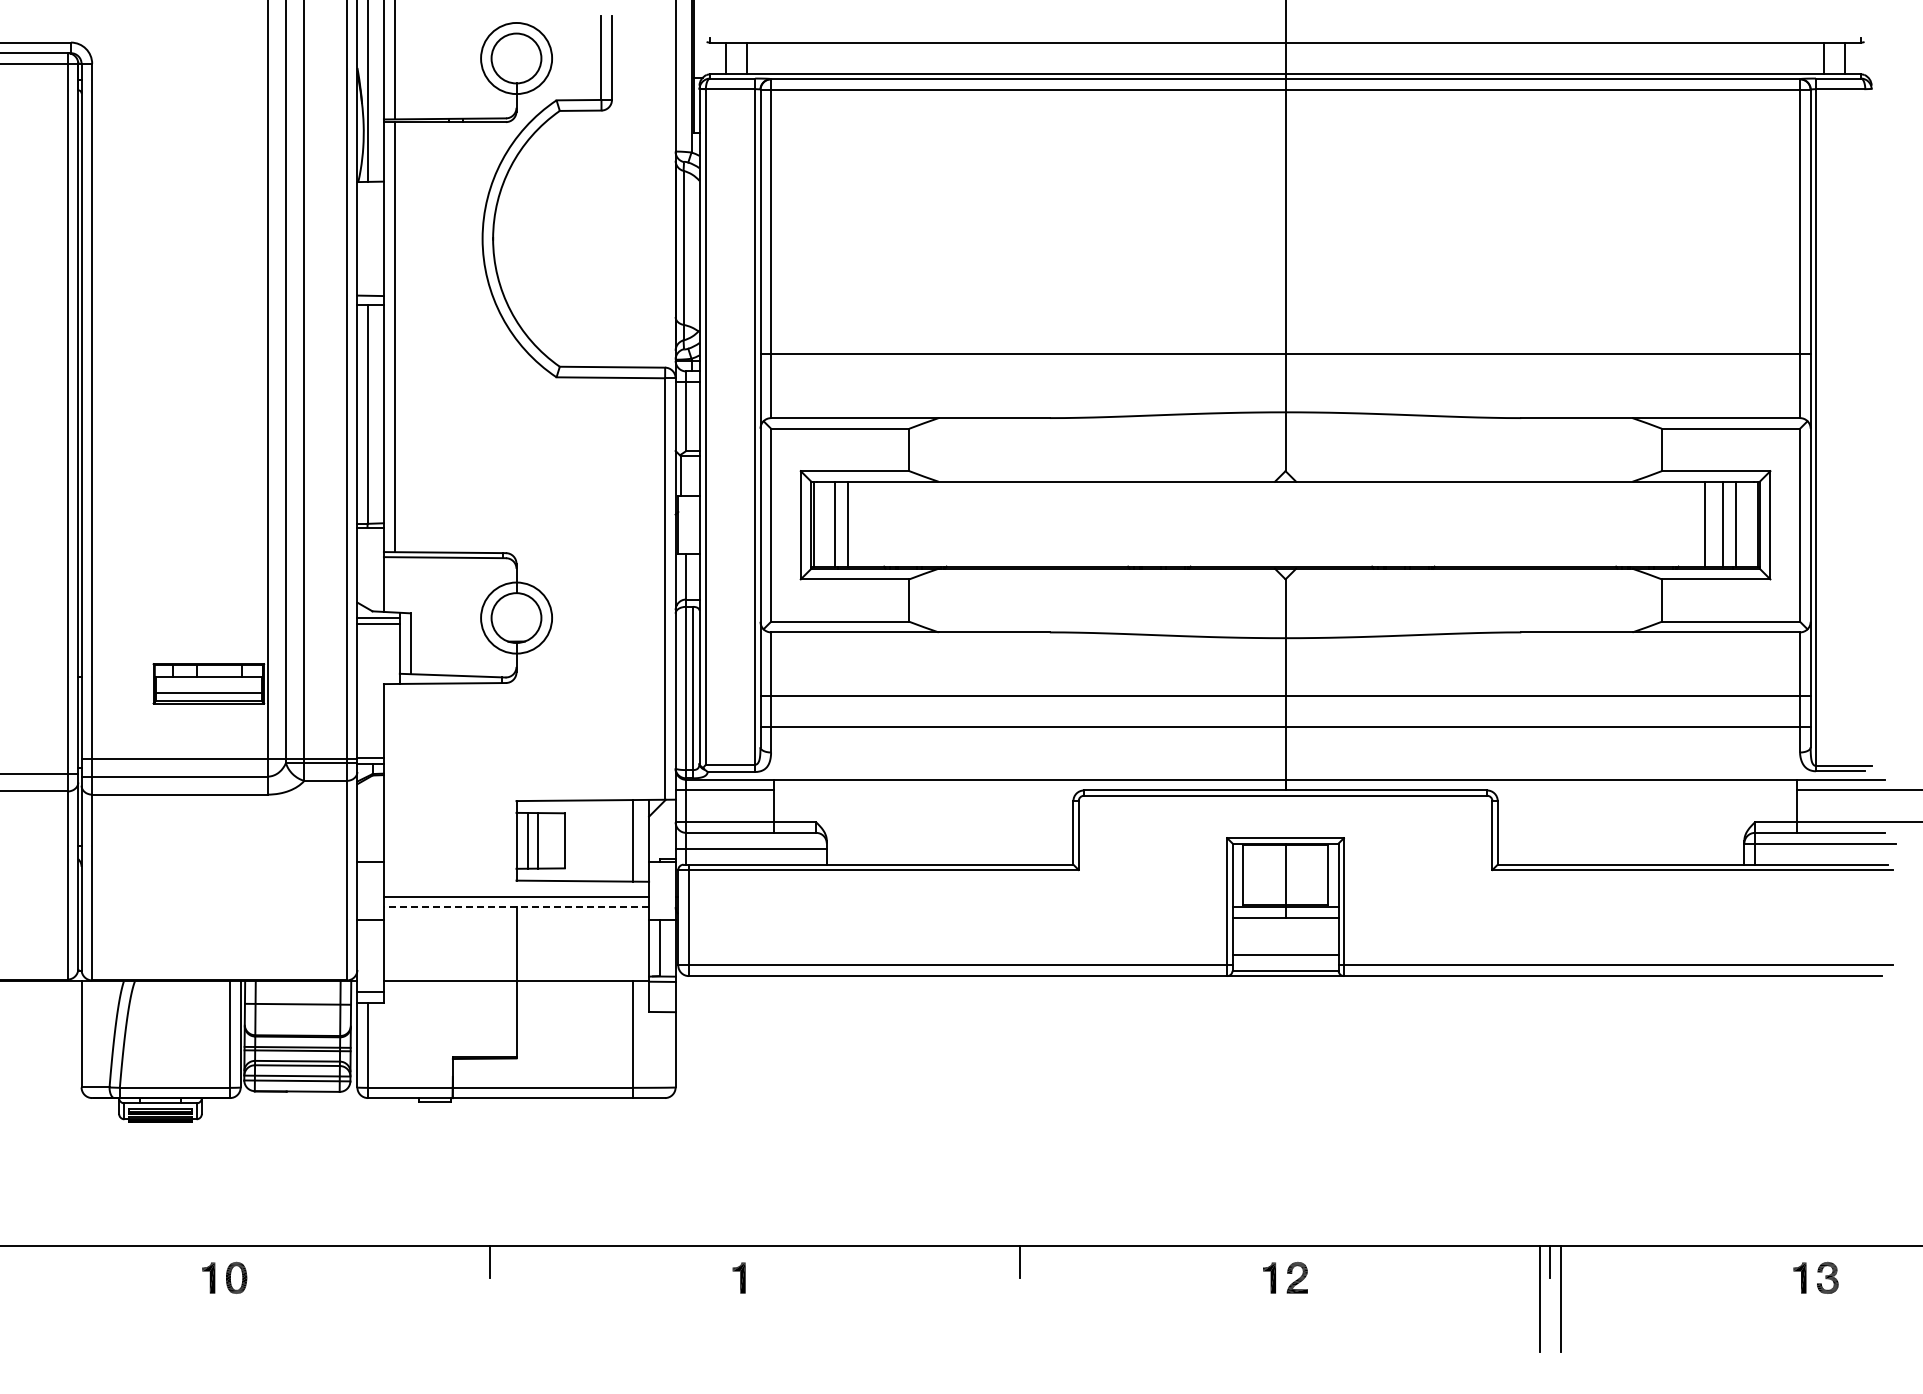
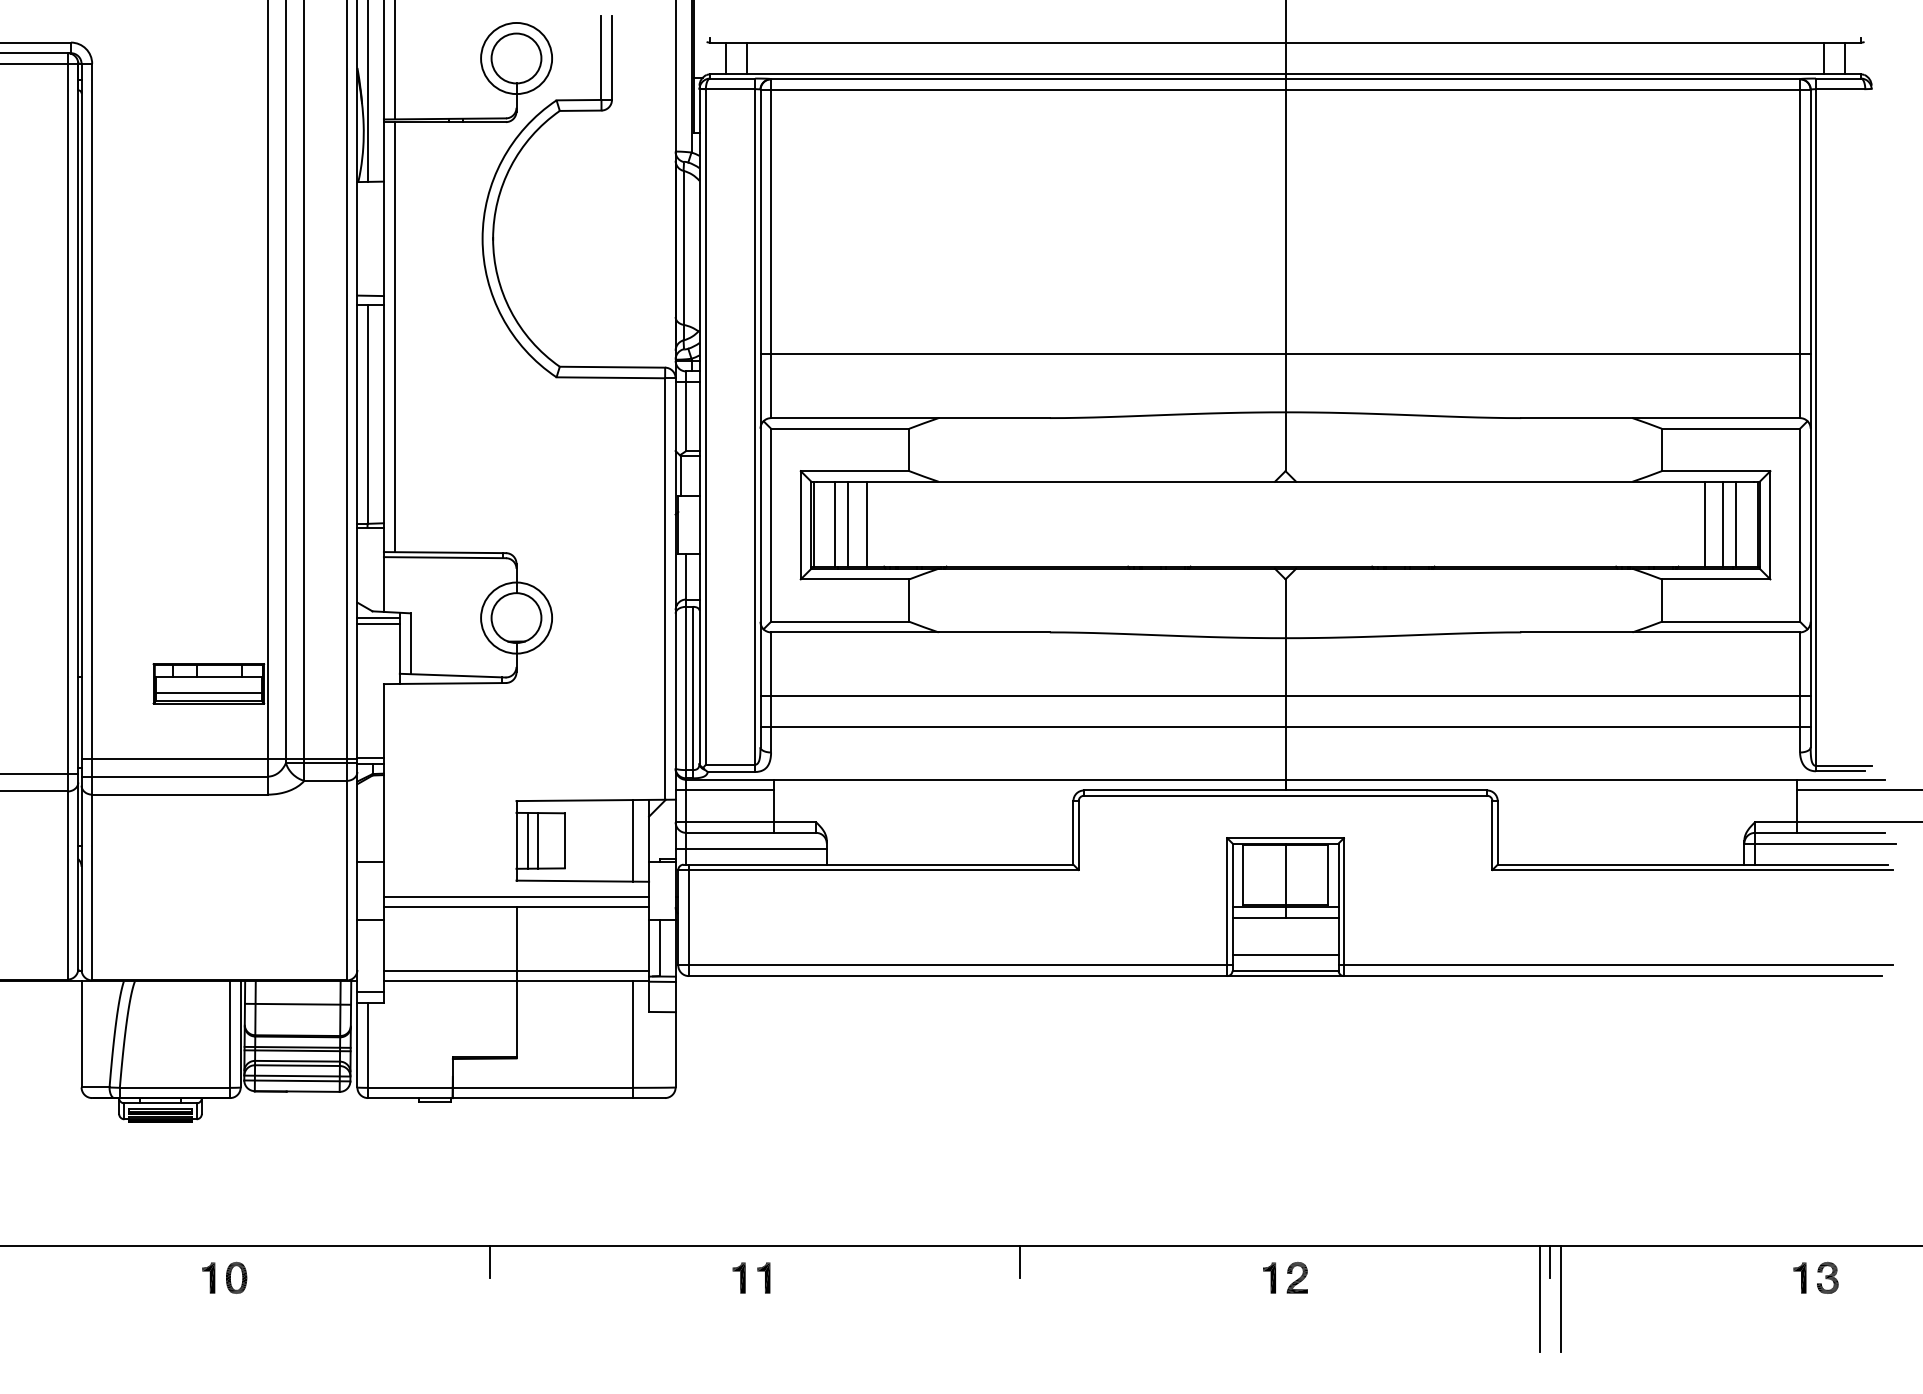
line: none -> present (866, 523)
line: dashed -> solid (516, 907)
line: none -> present (516, 971)
part: none -> present (763, 1277)
